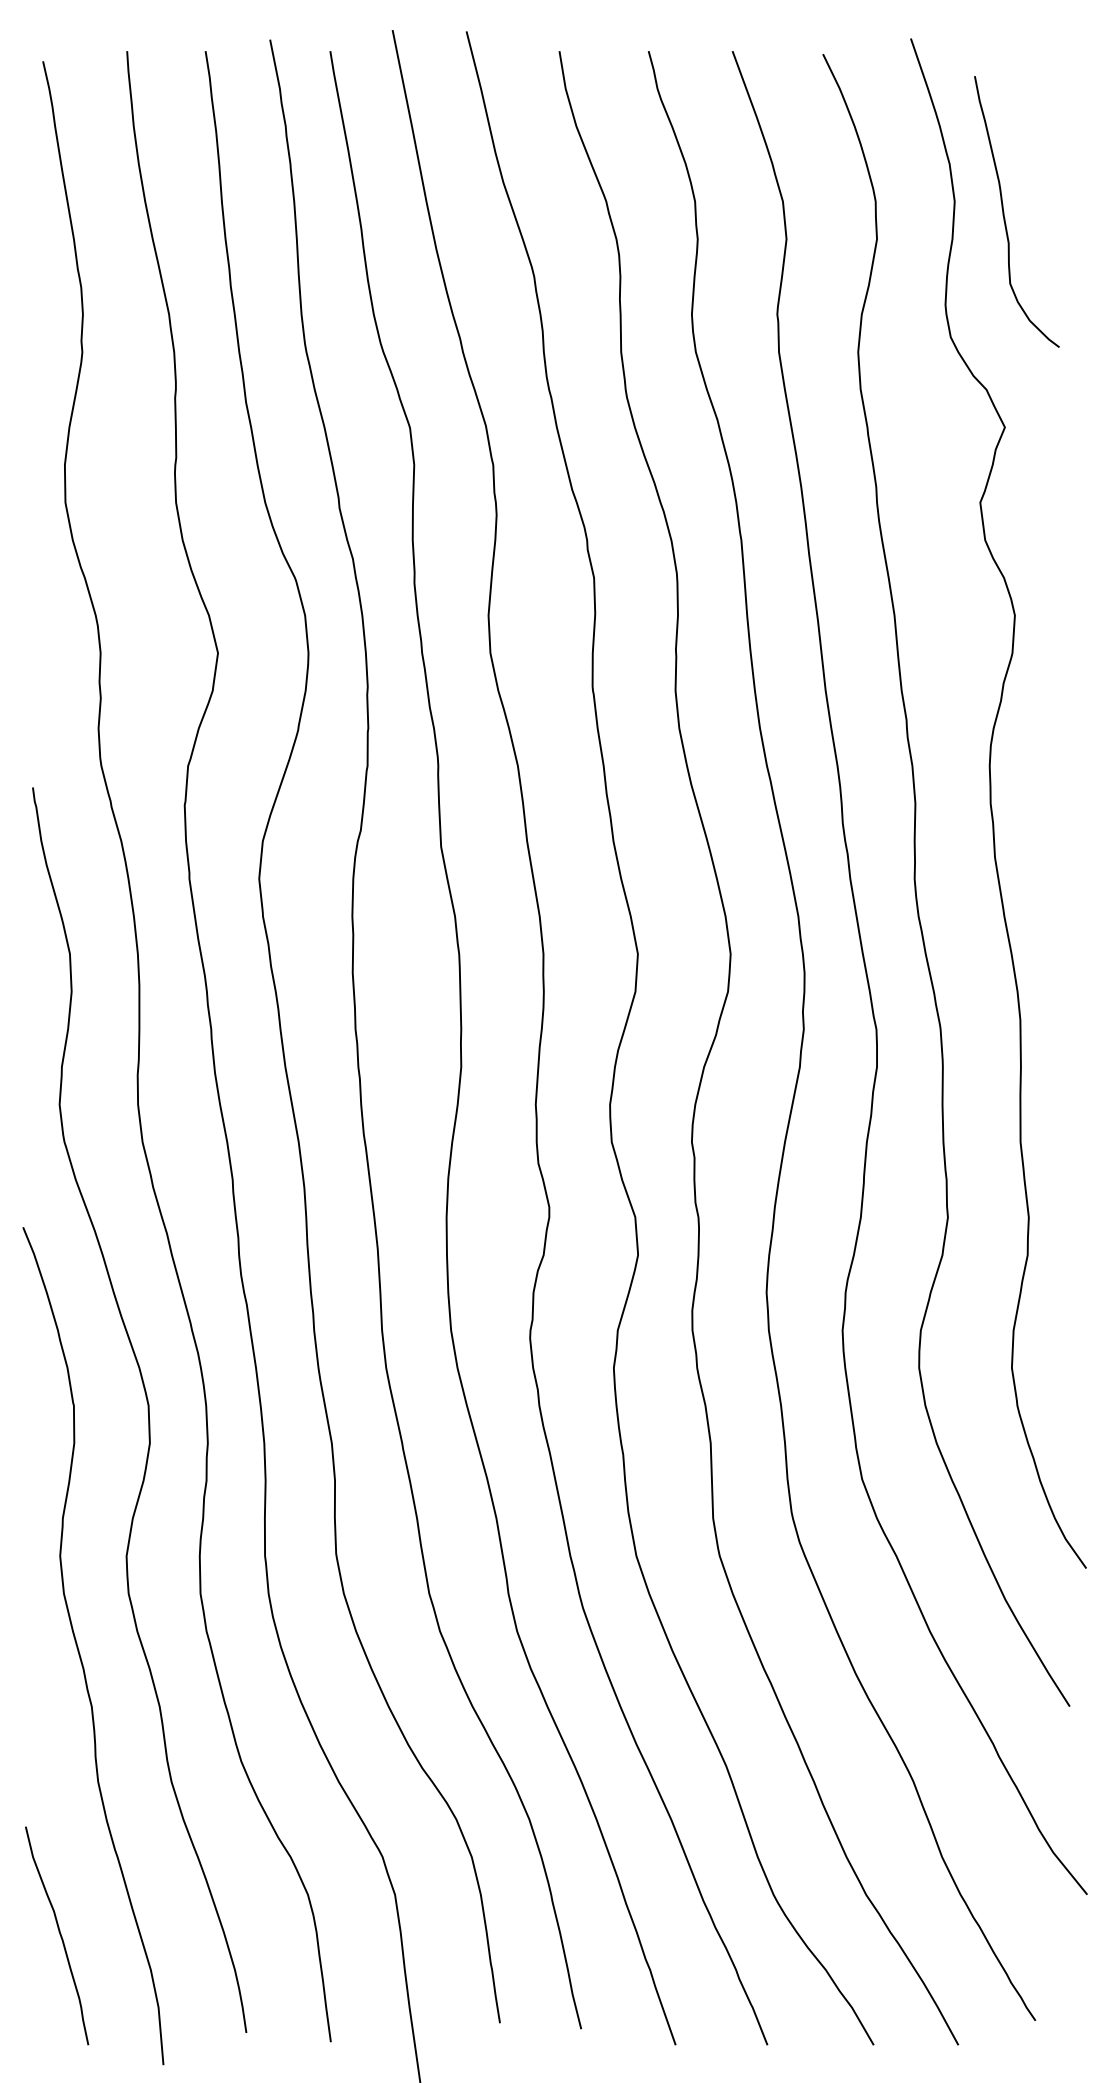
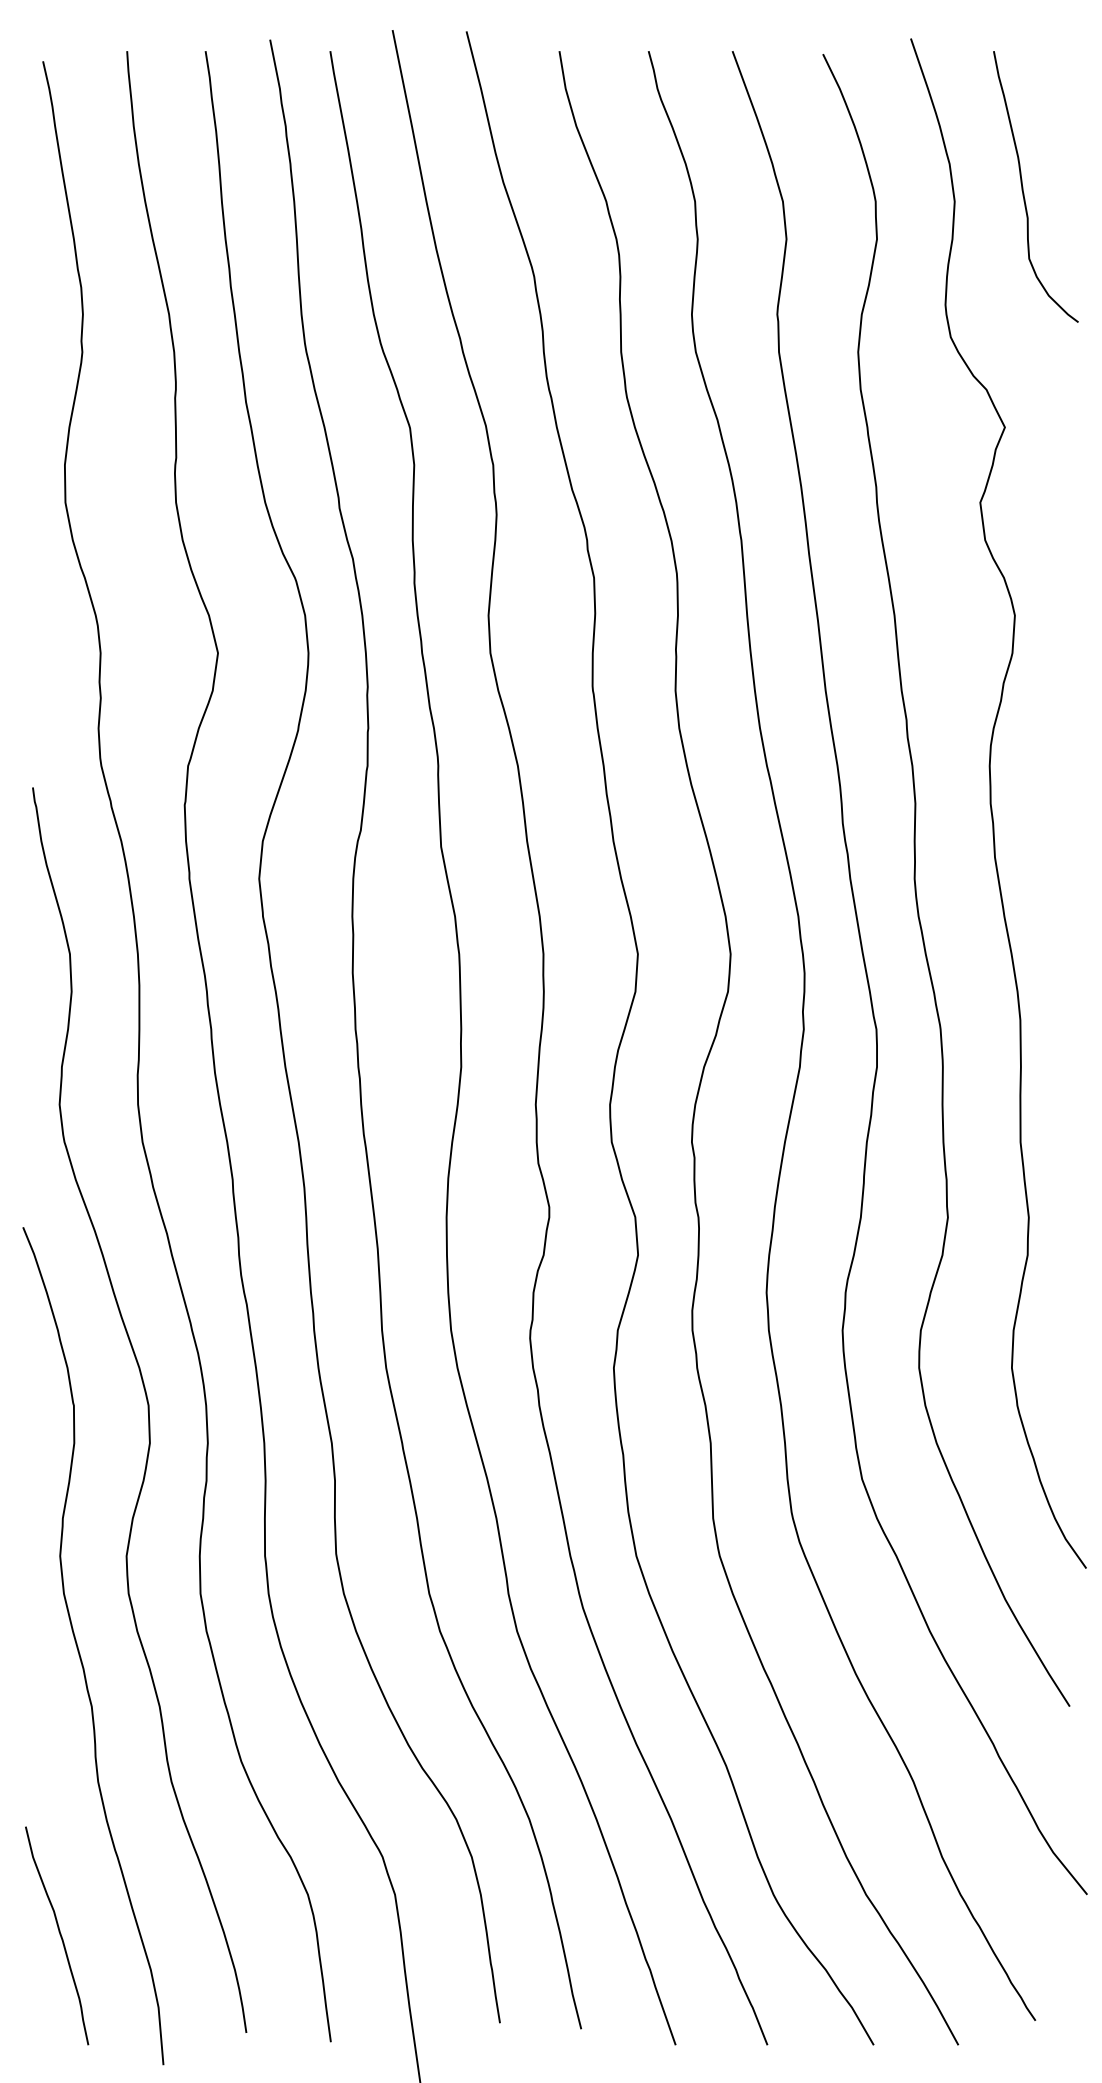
curve position: (1004, 211) -> (1023, 186) (1023, 186)
